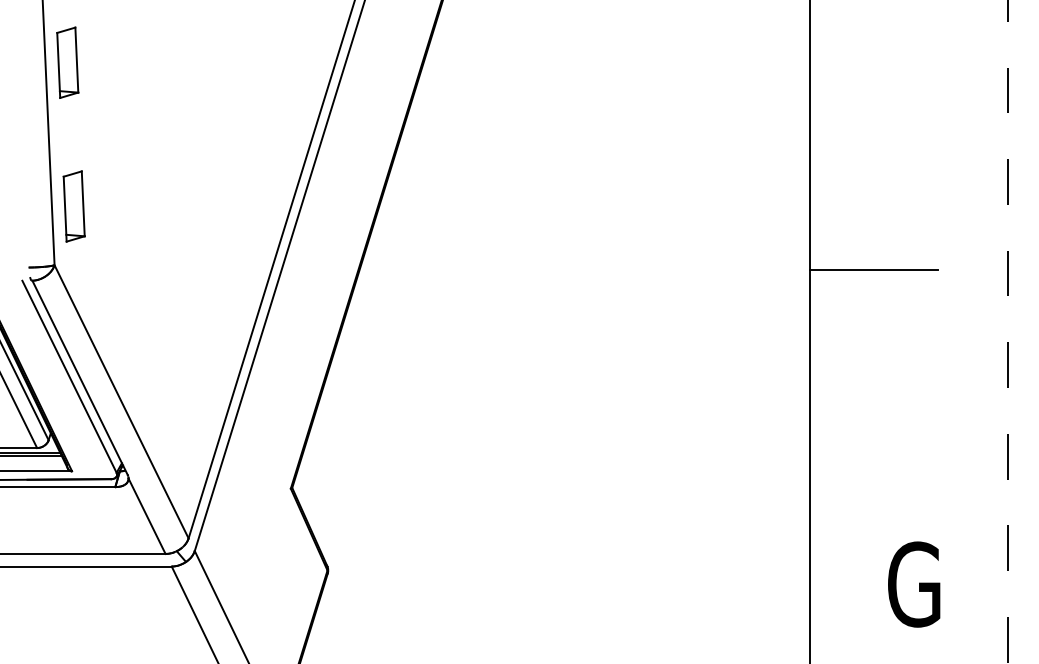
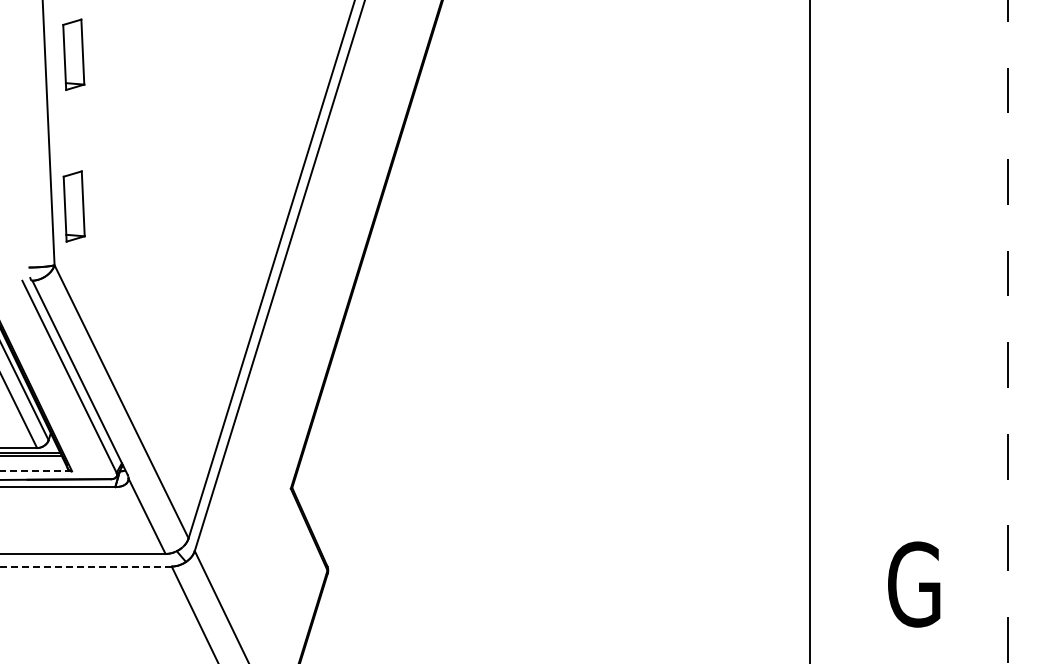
part position: (67, 62) -> (73, 54) (73, 54)
line: present -> none (873, 269)
line: solid -> dashed (36, 471)
line: solid -> dashed (85, 566)
